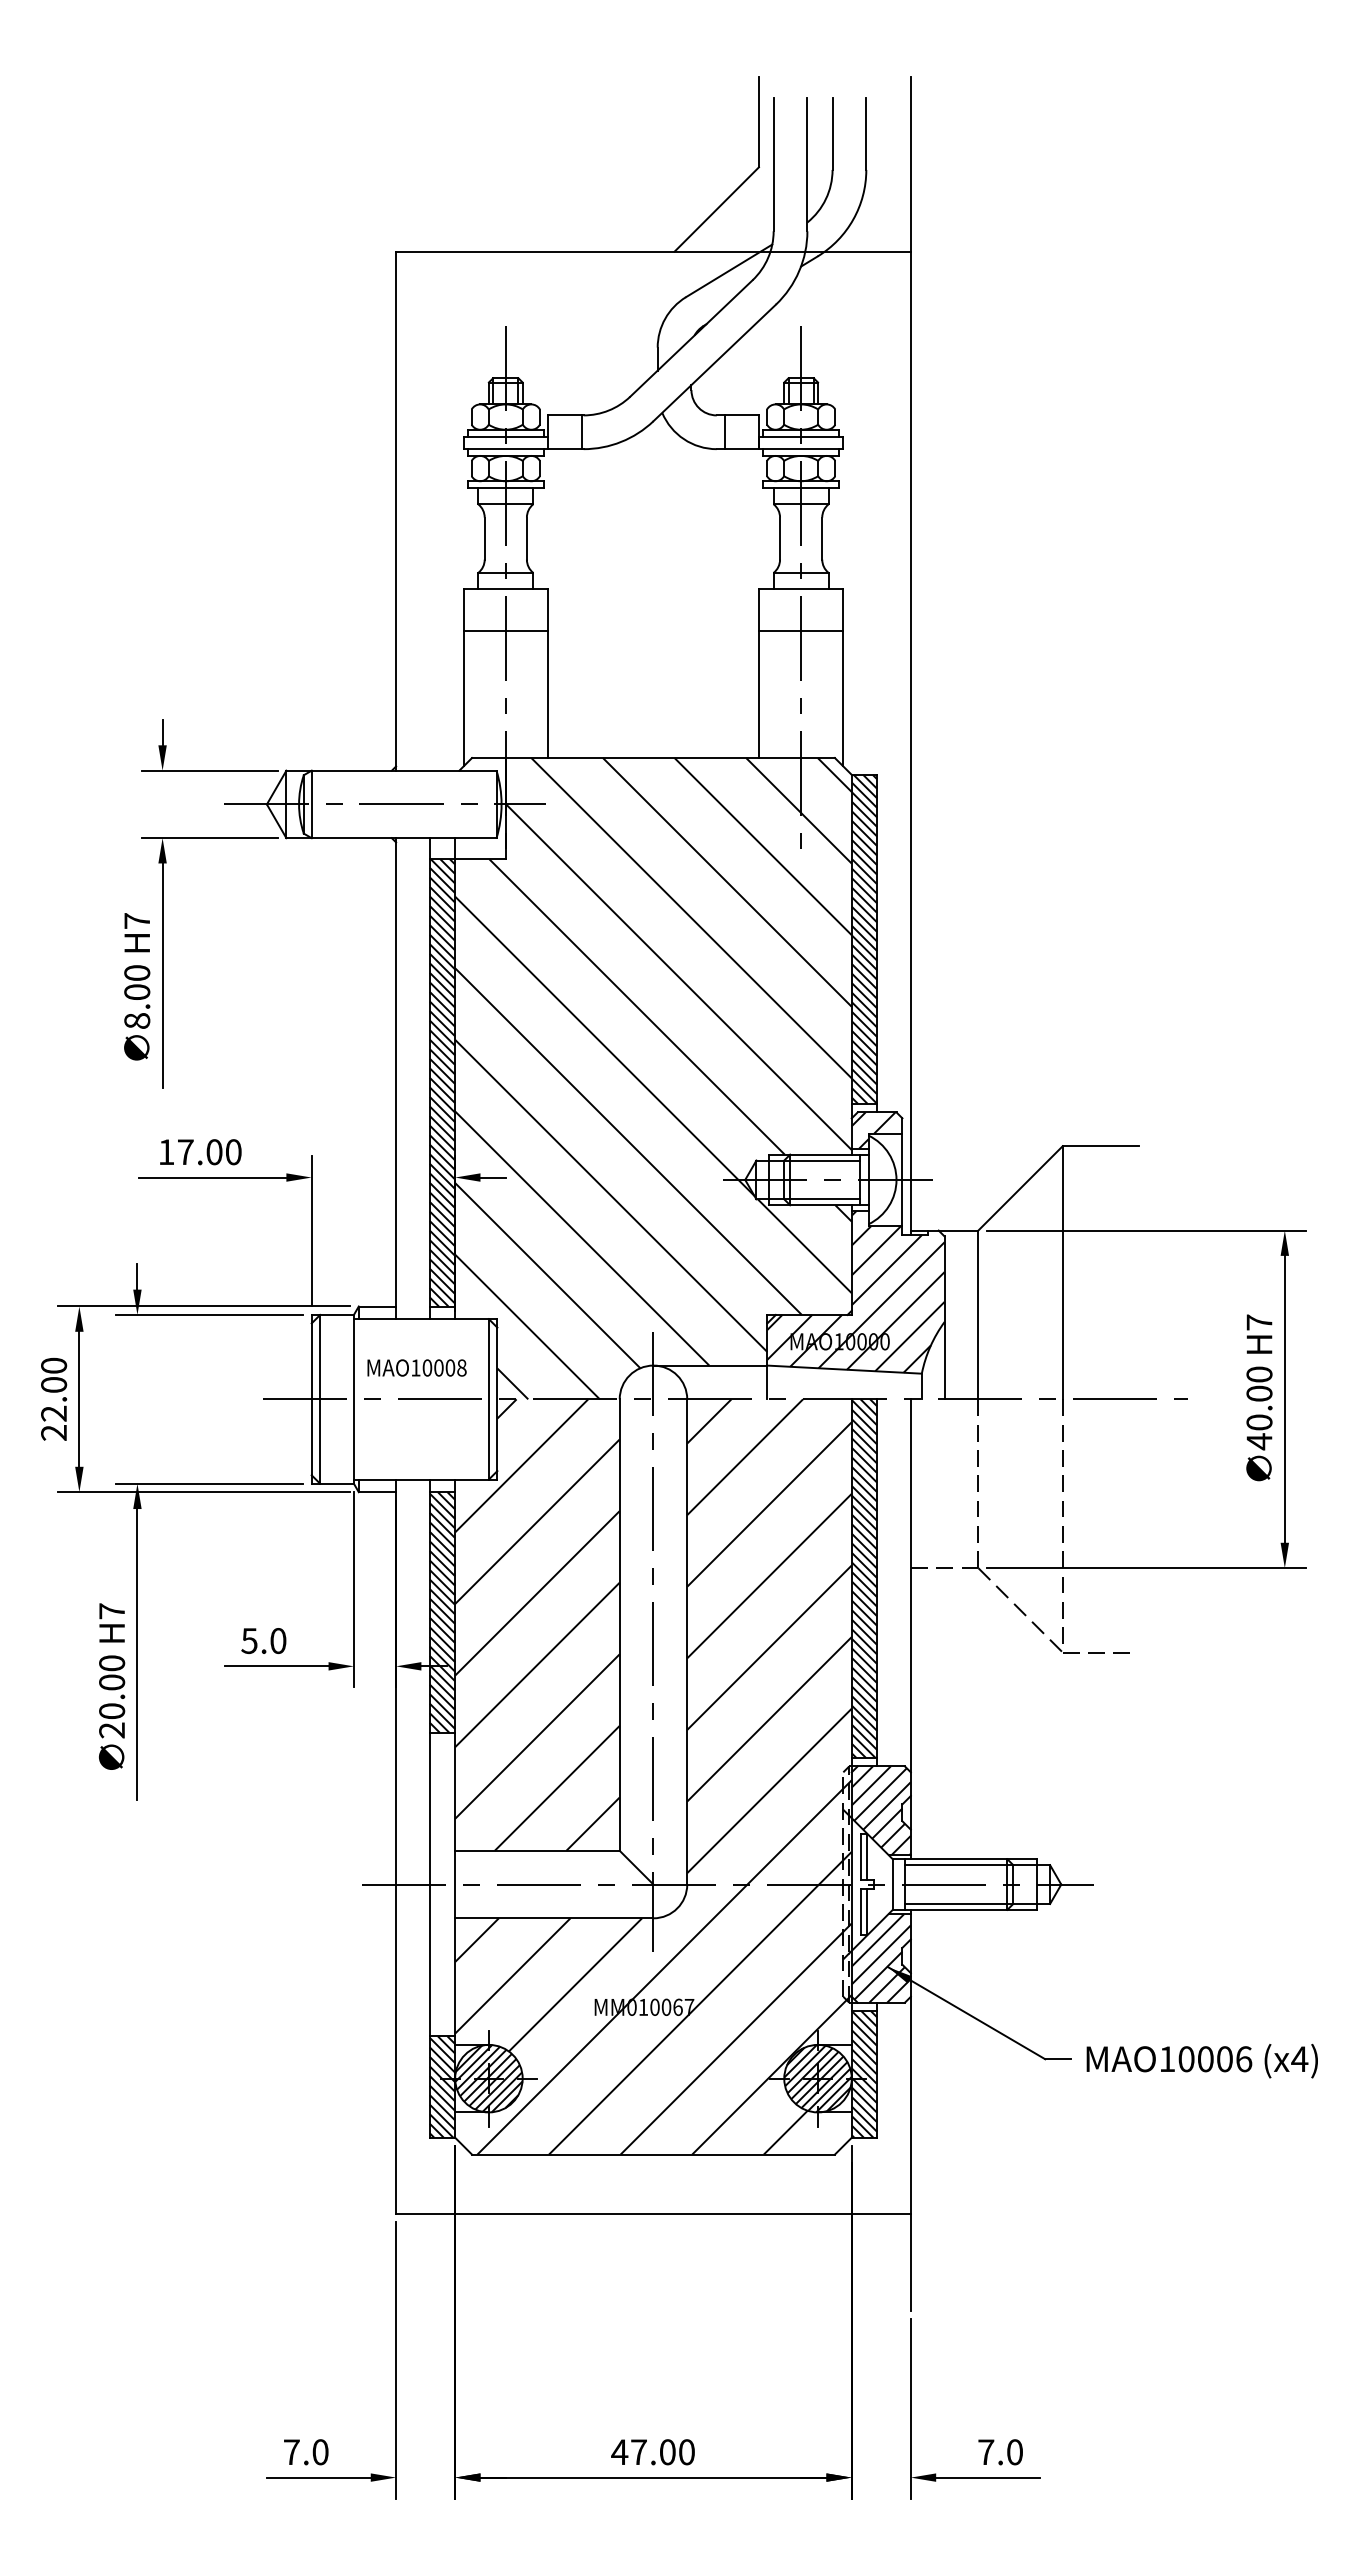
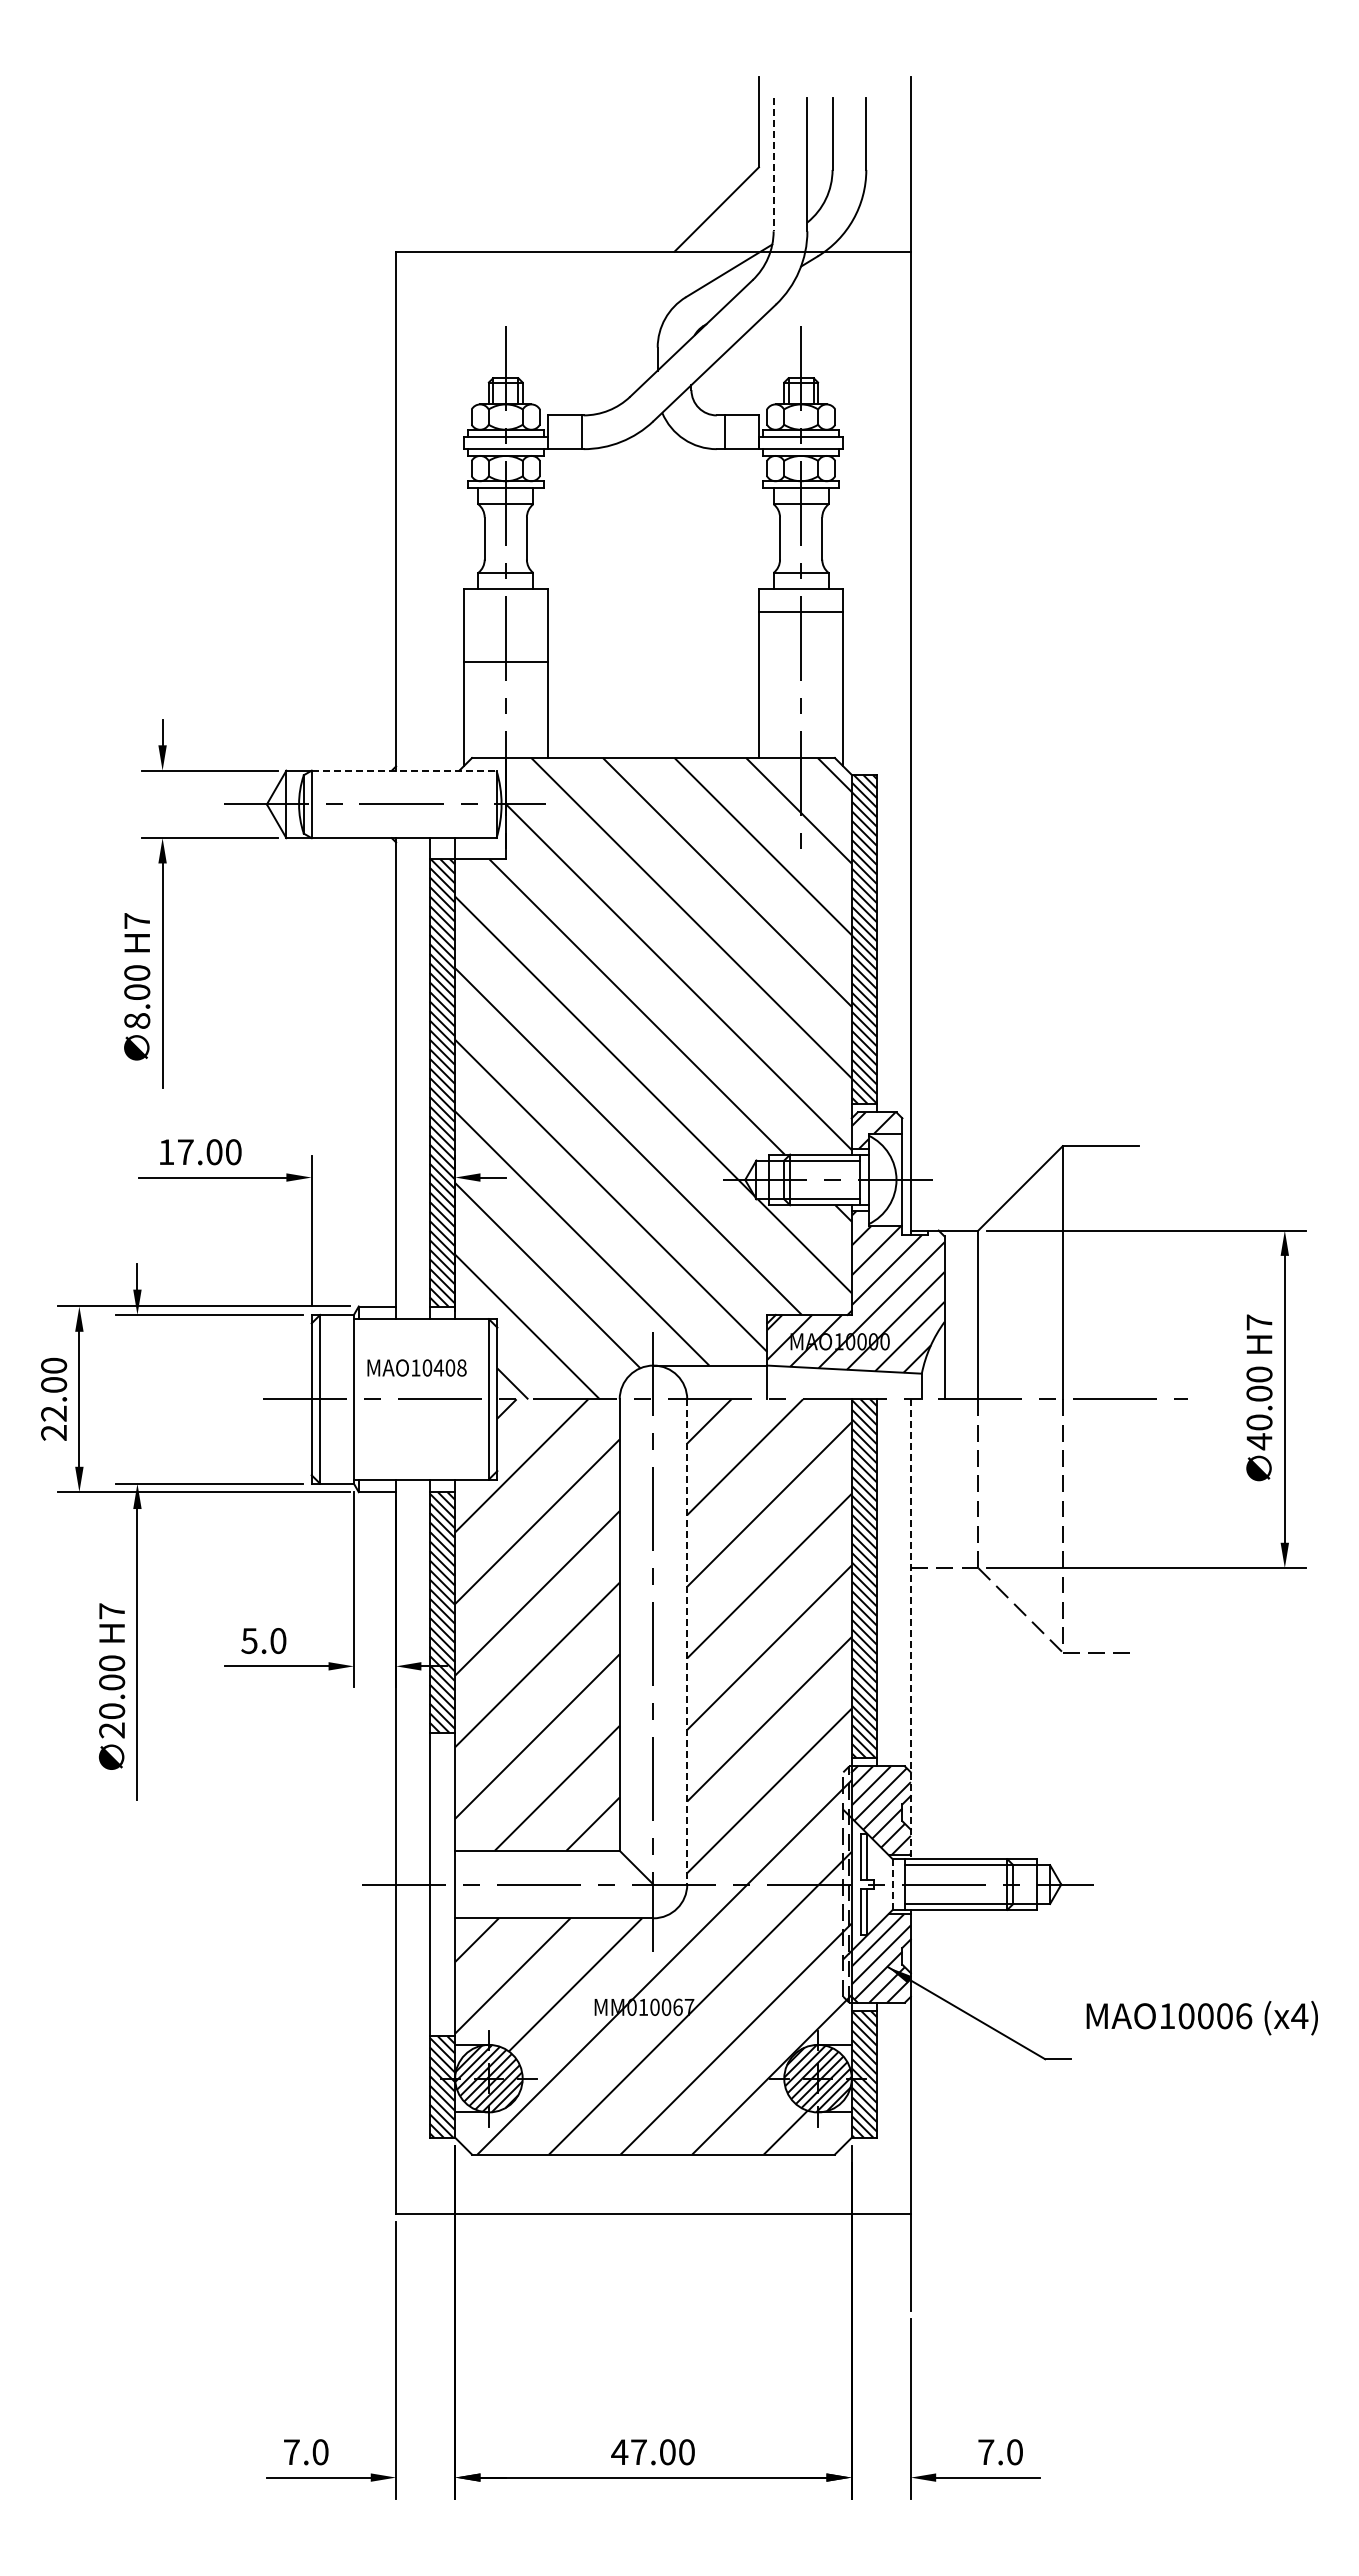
line: solid -> dashed (773, 164)
line position: (505, 631) -> (505, 662) (505, 662)
line position: (800, 631) -> (800, 612) (800, 612)
line: solid -> dashed (404, 770)
text: MAO10008 -> MAO10408 (438, 1367)
line: solid -> dashed (910, 1629)
line: solid -> dashed (687, 1641)
line: solid -> dashed (892, 1884)
text position: (1201, 2060) -> (1201, 2017) (1201, 2017)
